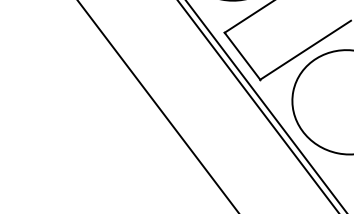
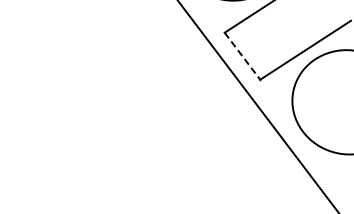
line: solid -> dashed (242, 56)
line: present -> none (157, 106)
line: present -> none (266, 106)
